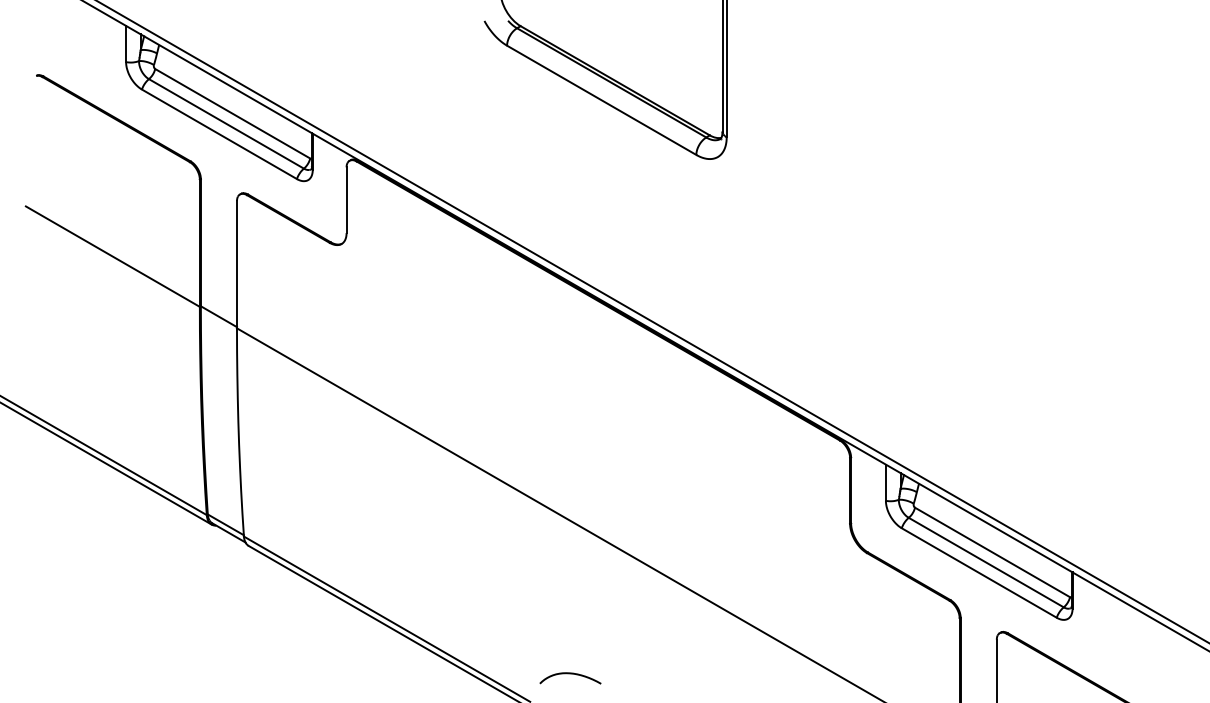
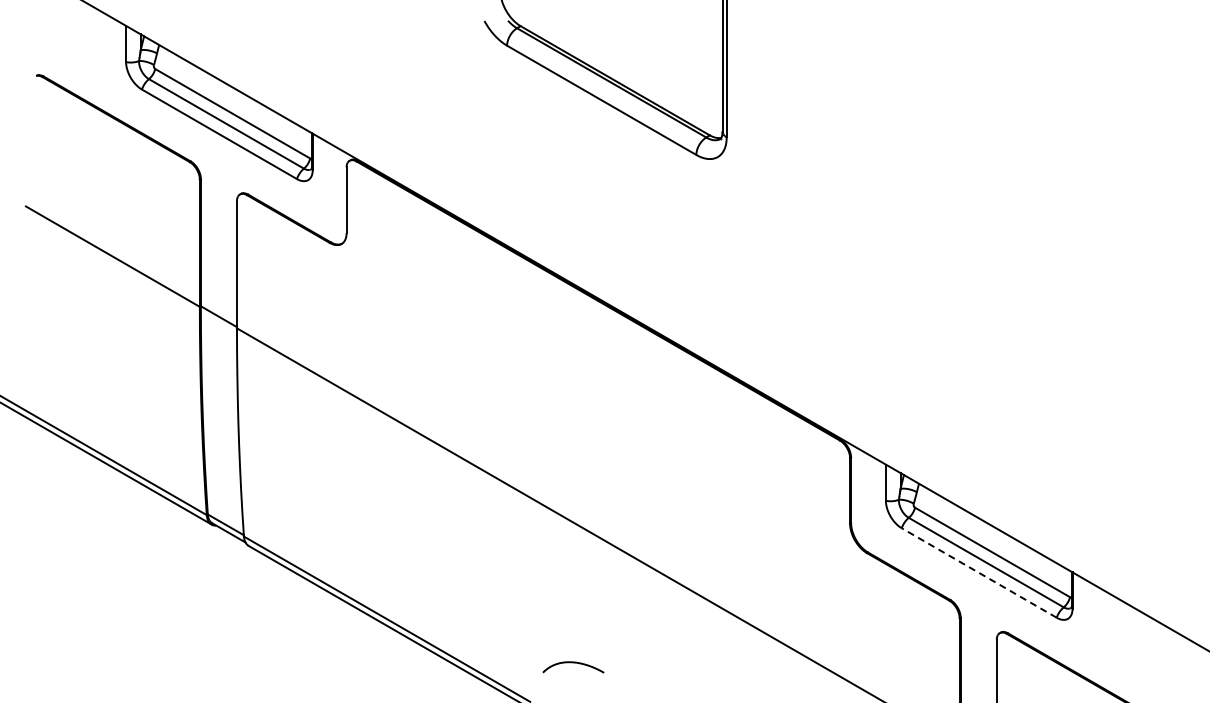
line: present -> none (652, 321)
line: solid -> dashed (978, 572)
curve position: (570, 674) -> (573, 663) (573, 663)
